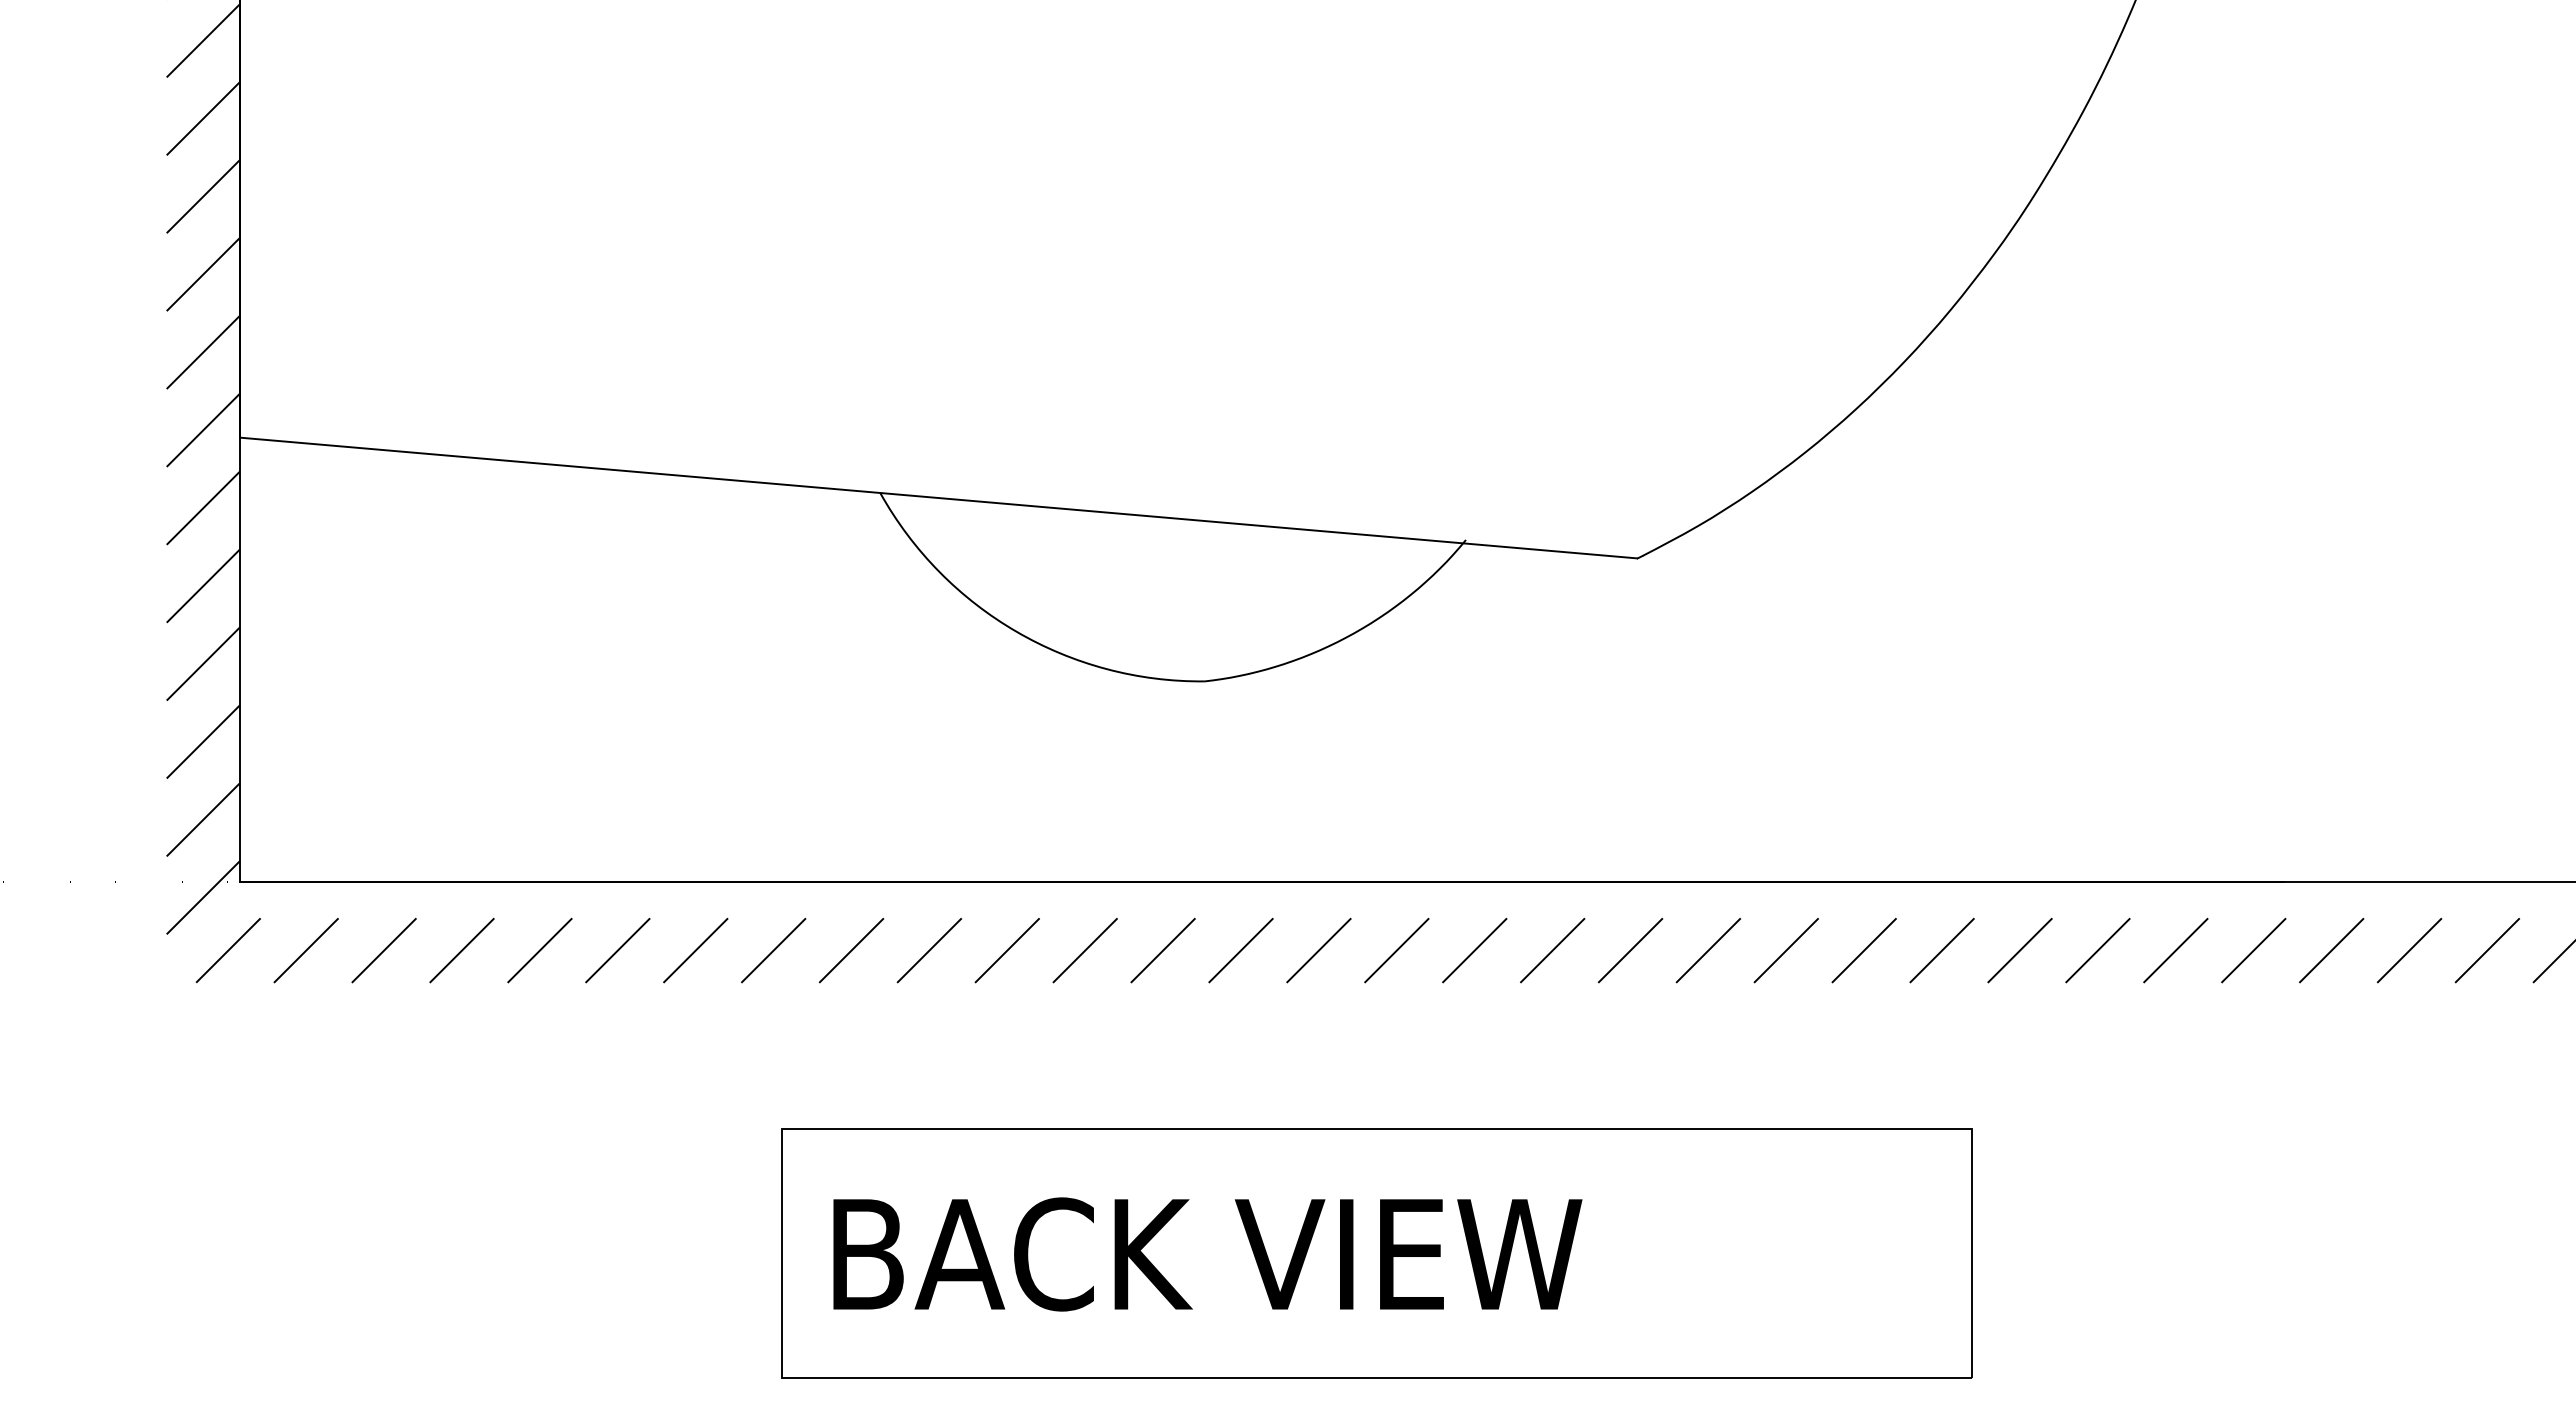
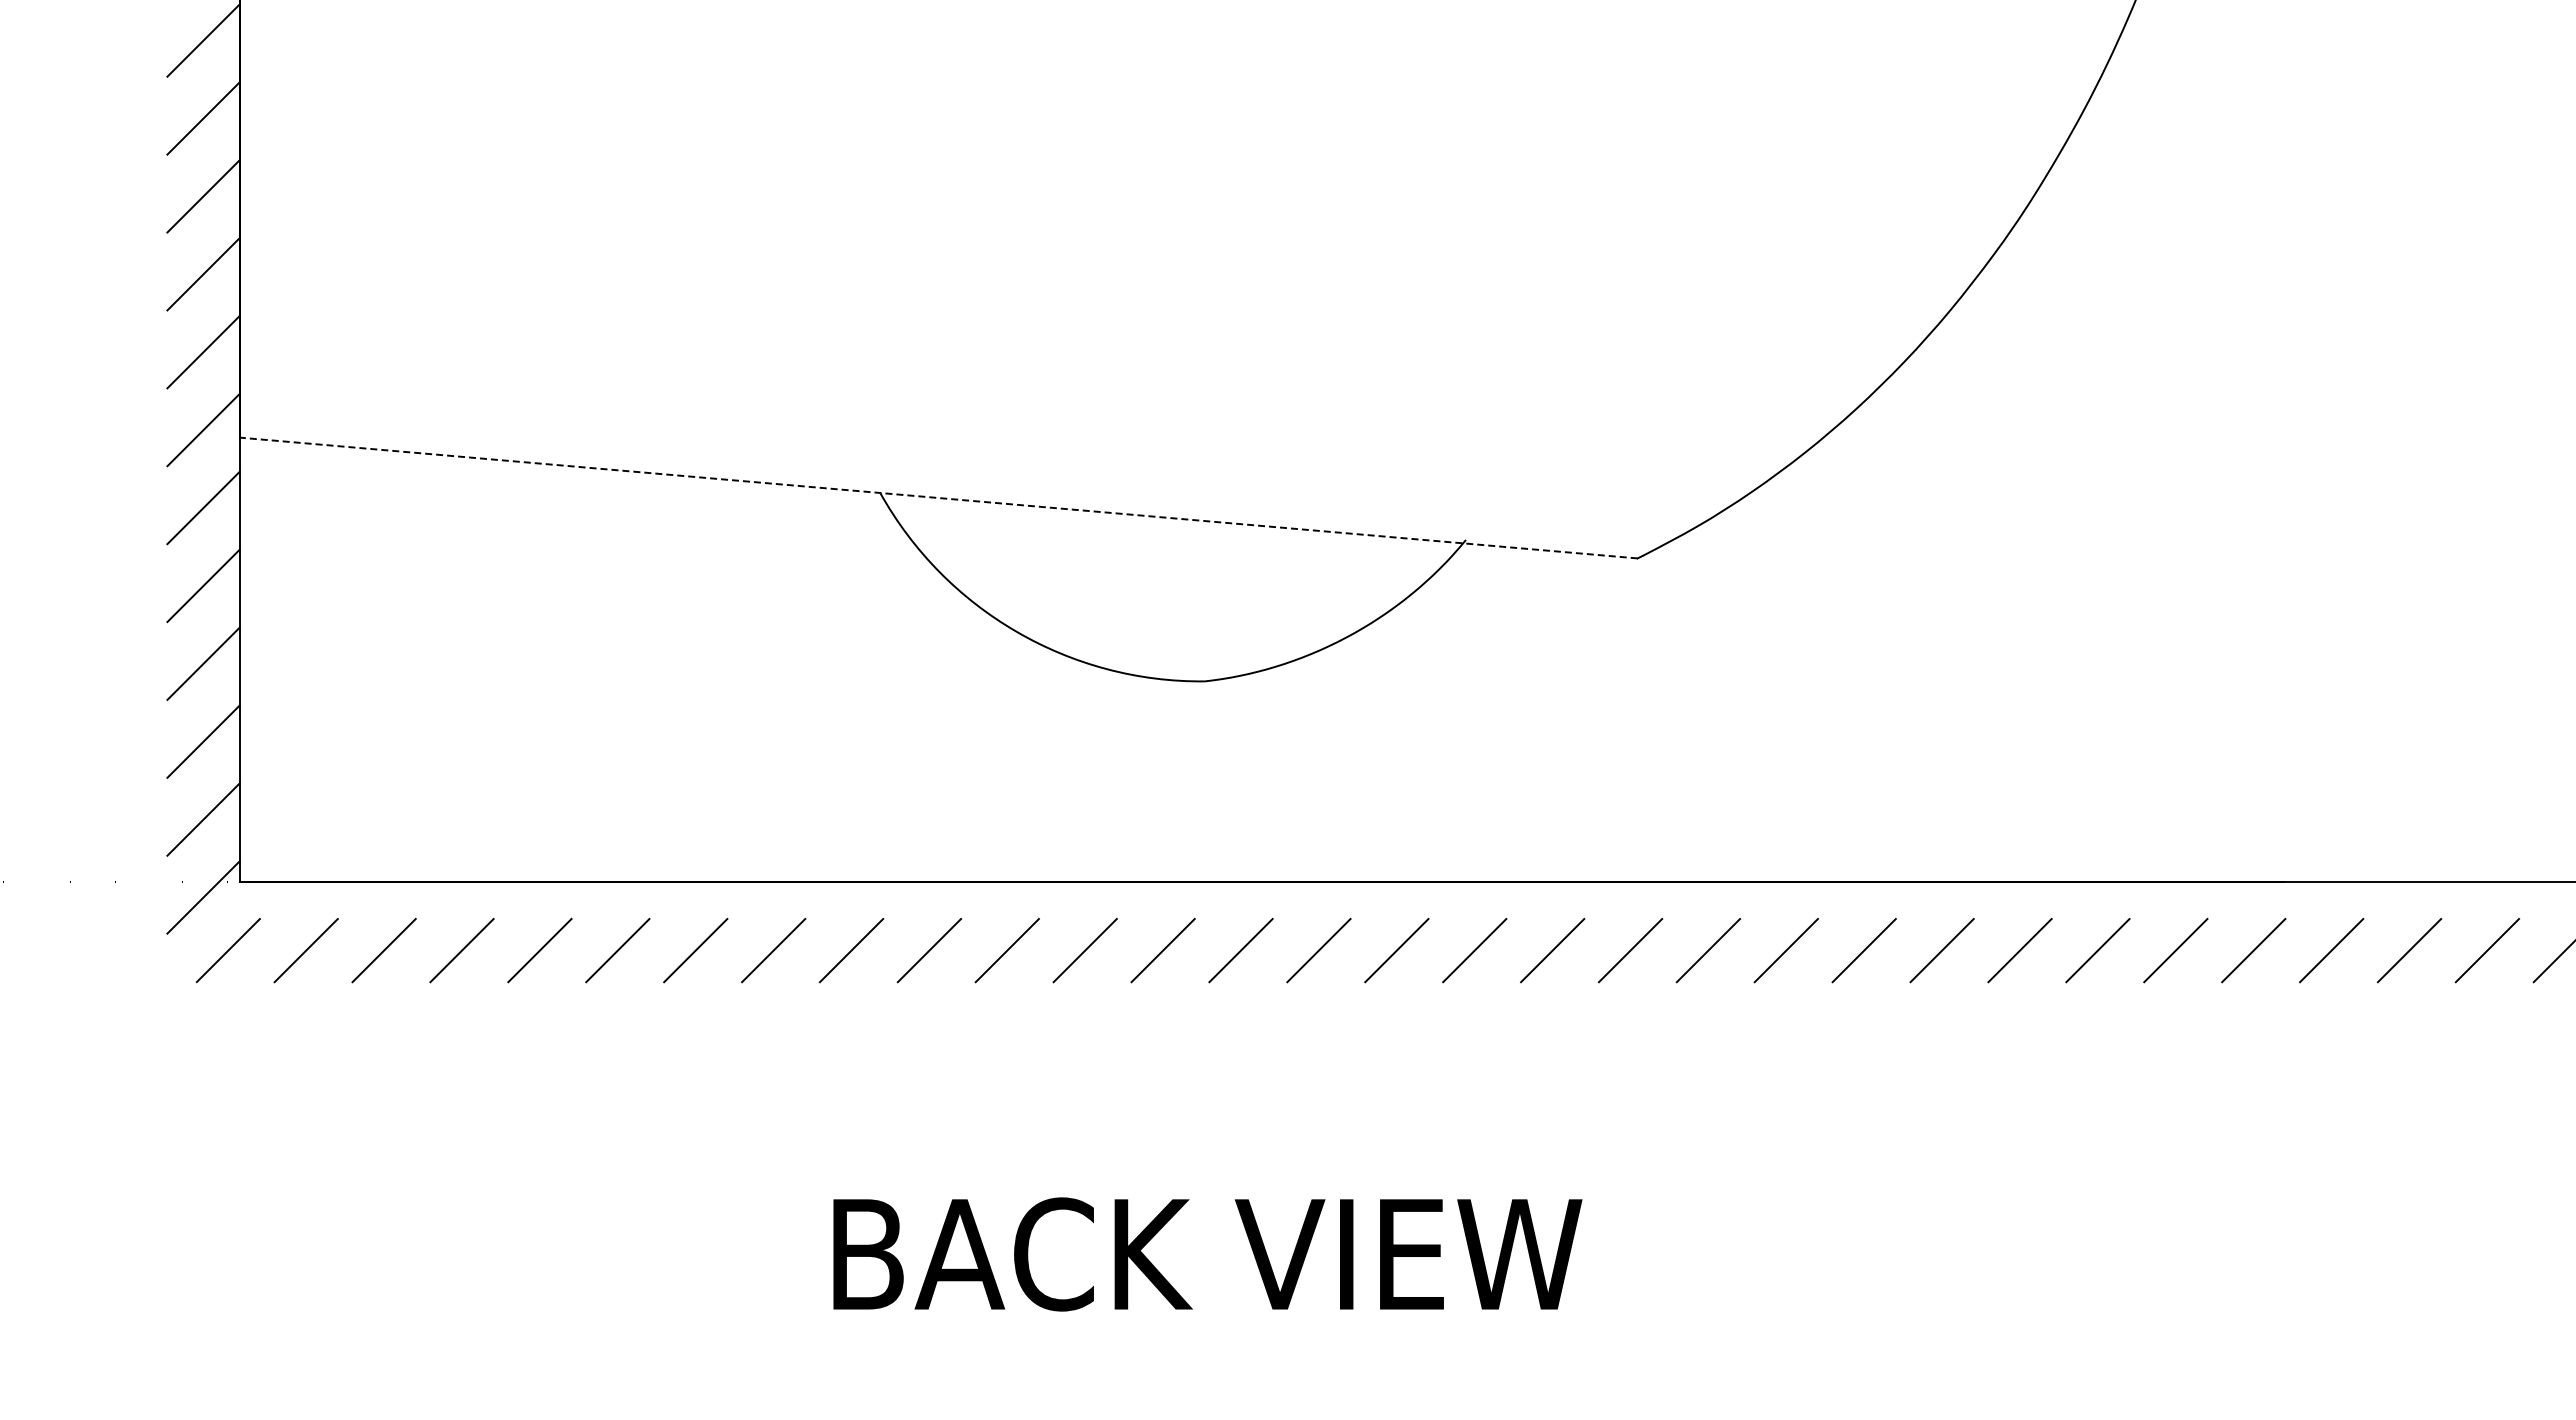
line: solid -> dashed (938, 498)
part: present -> none (1376, 1253)
